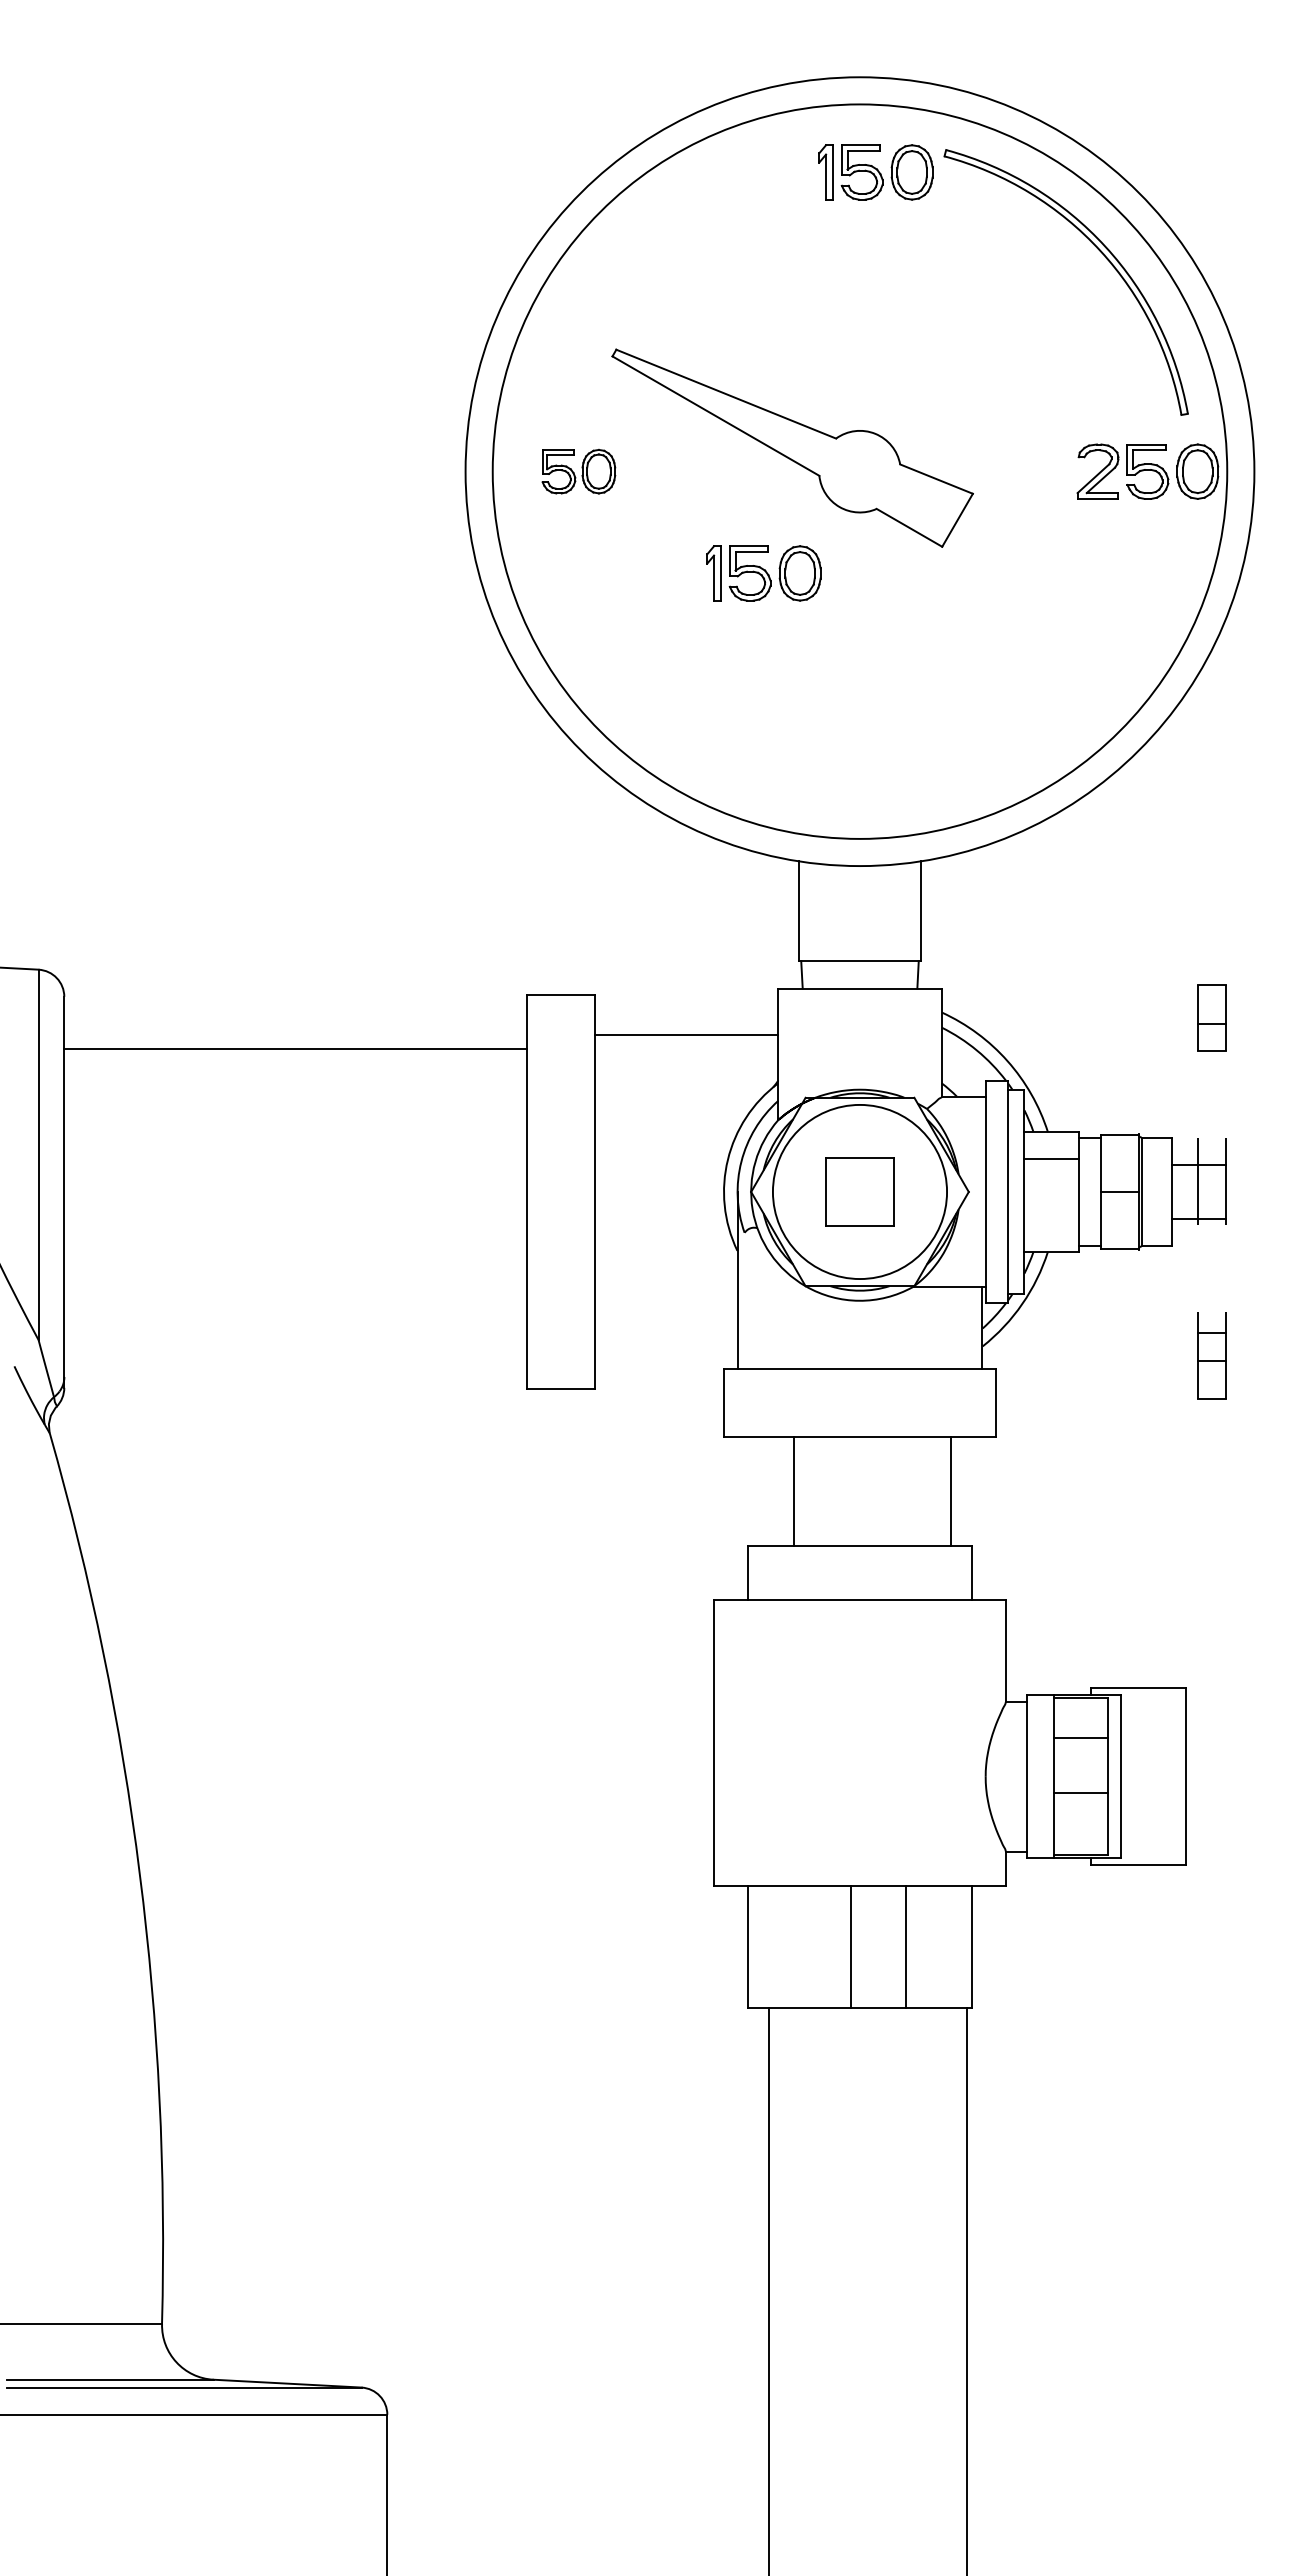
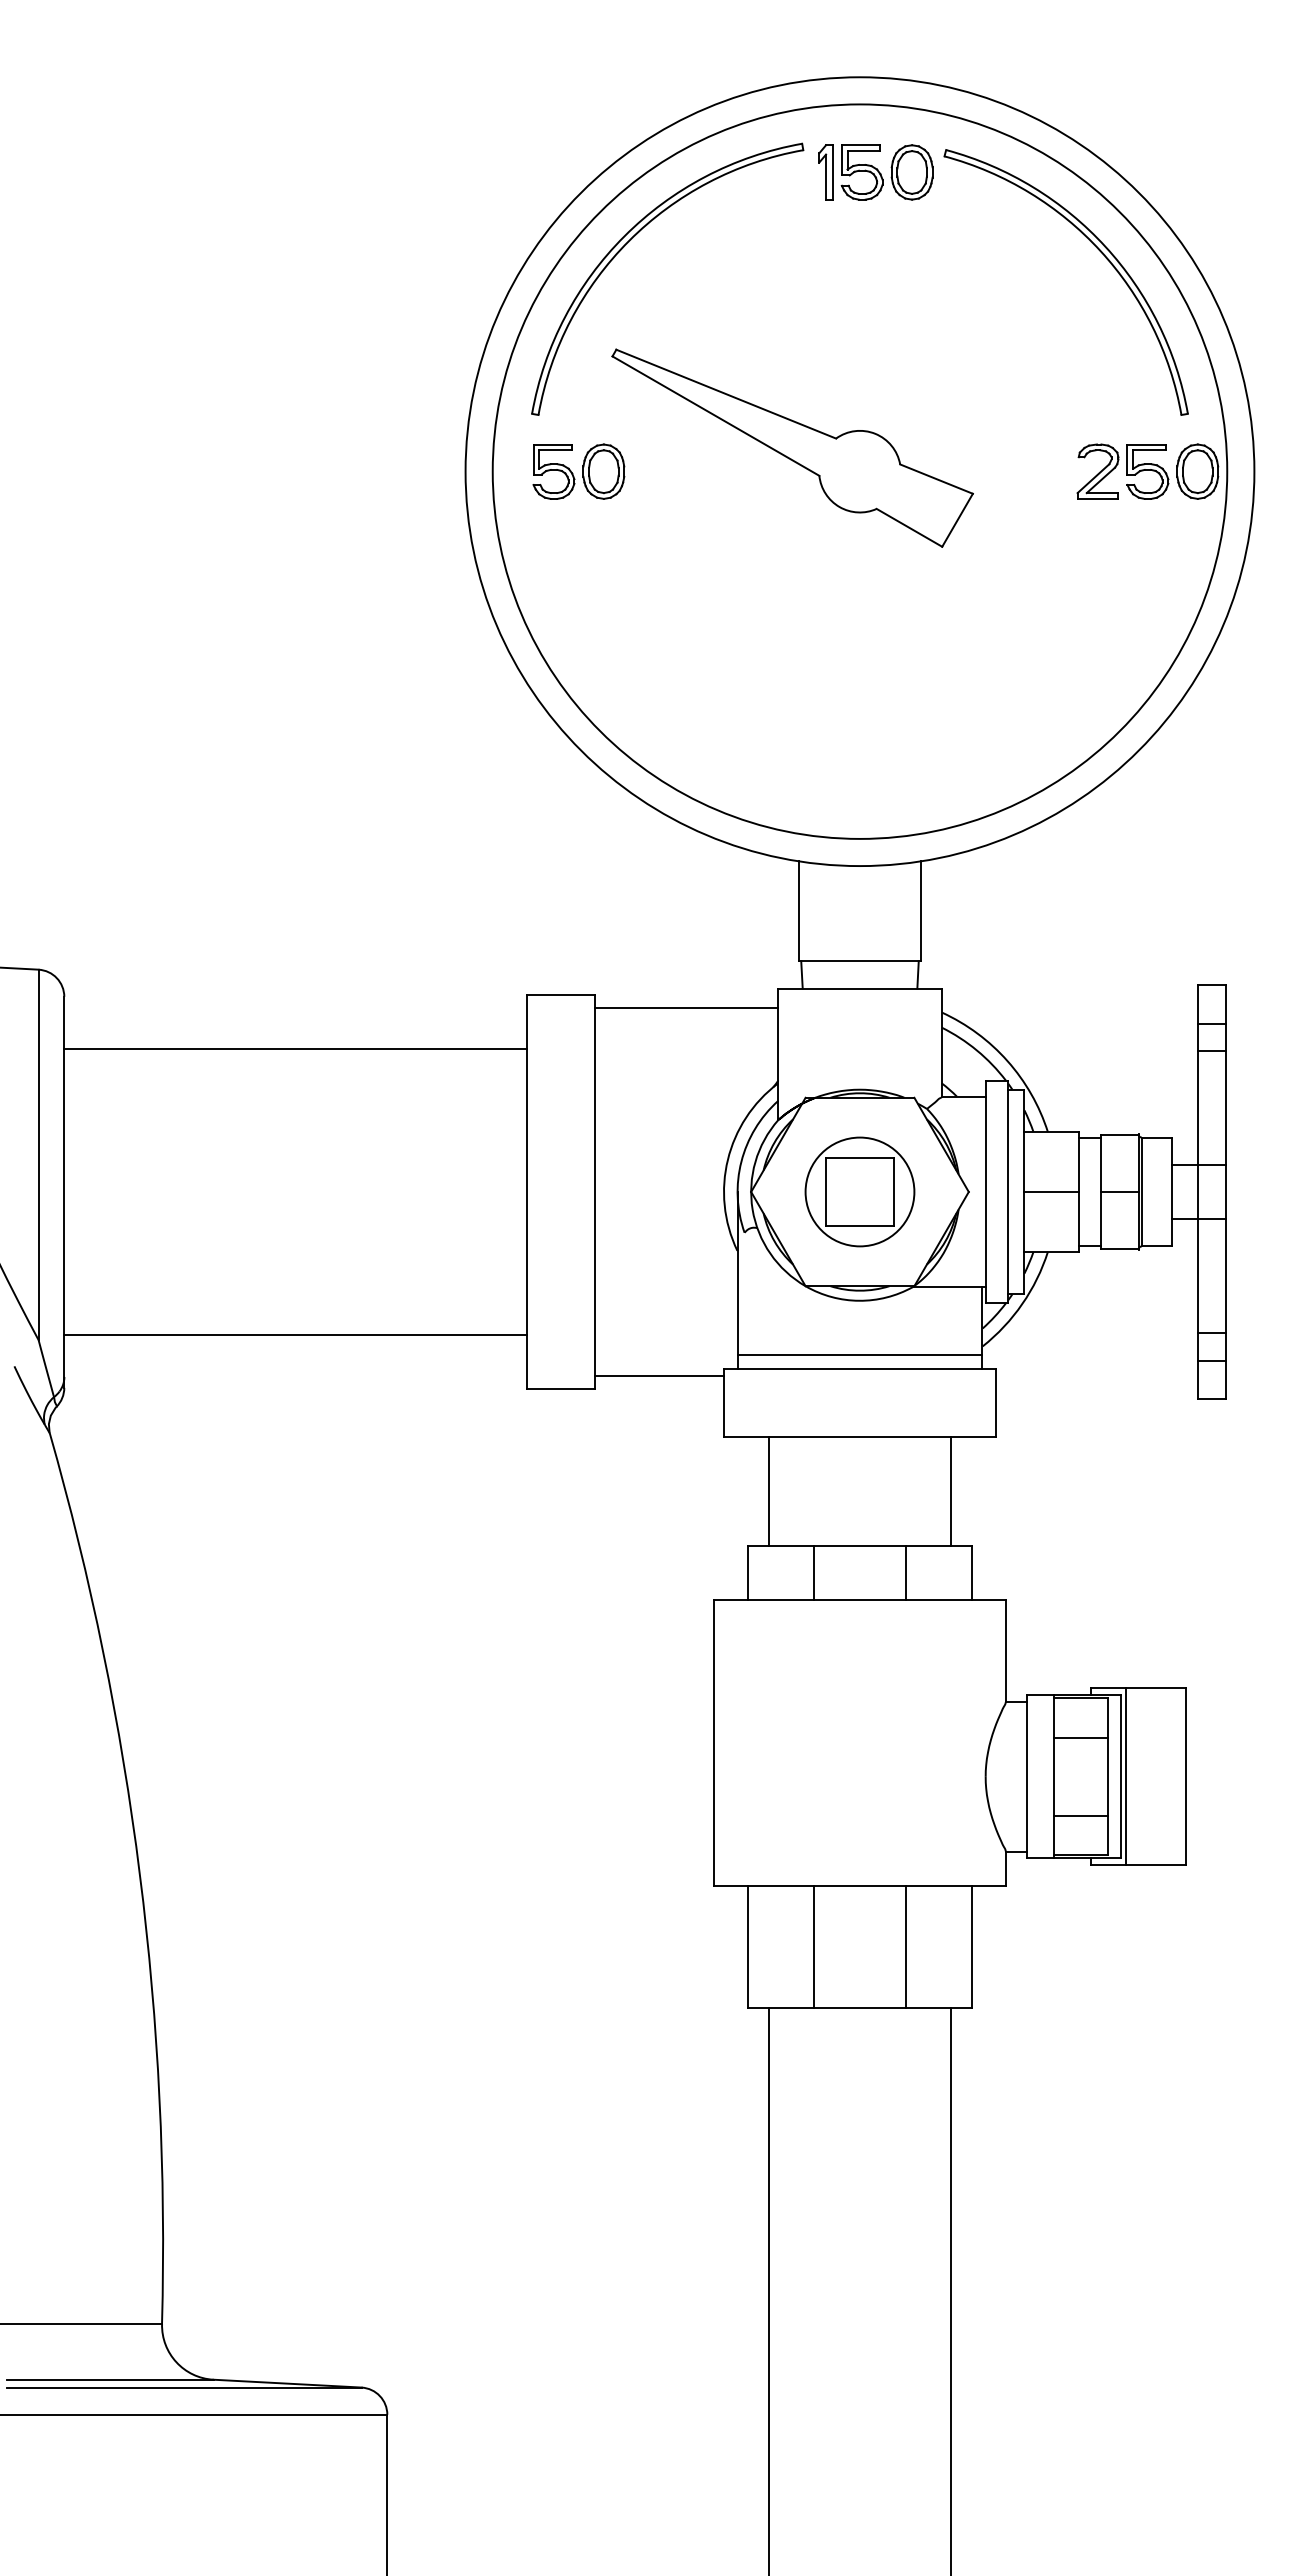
part: none -> present (635, 236)
part size: 76x47 px -> 94x57 px (578, 471)
part: present -> none (763, 573)
line position: (686, 1035) -> (686, 1008) (686, 1008)
line position: (1051, 1158) -> (1051, 1191) (1051, 1191)
circle diameter: 174 px -> 109 px (859, 1191)
line: dashed -> solid (1198, 1191)
line: dashed -> solid (1225, 1191)
line: none -> present (295, 1334)
line: none -> present (859, 1355)
line: none -> present (659, 1375)
line position: (793, 1490) -> (768, 1490) (768, 1490)
line: none -> present (813, 1572)
line: none -> present (906, 1572)
line: none -> present (1126, 1776)
line position: (1080, 1793) -> (1080, 1816) (1080, 1816)
line position: (850, 1946) -> (813, 1946) (813, 1946)
line position: (967, 2290) -> (951, 2290) (951, 2290)
